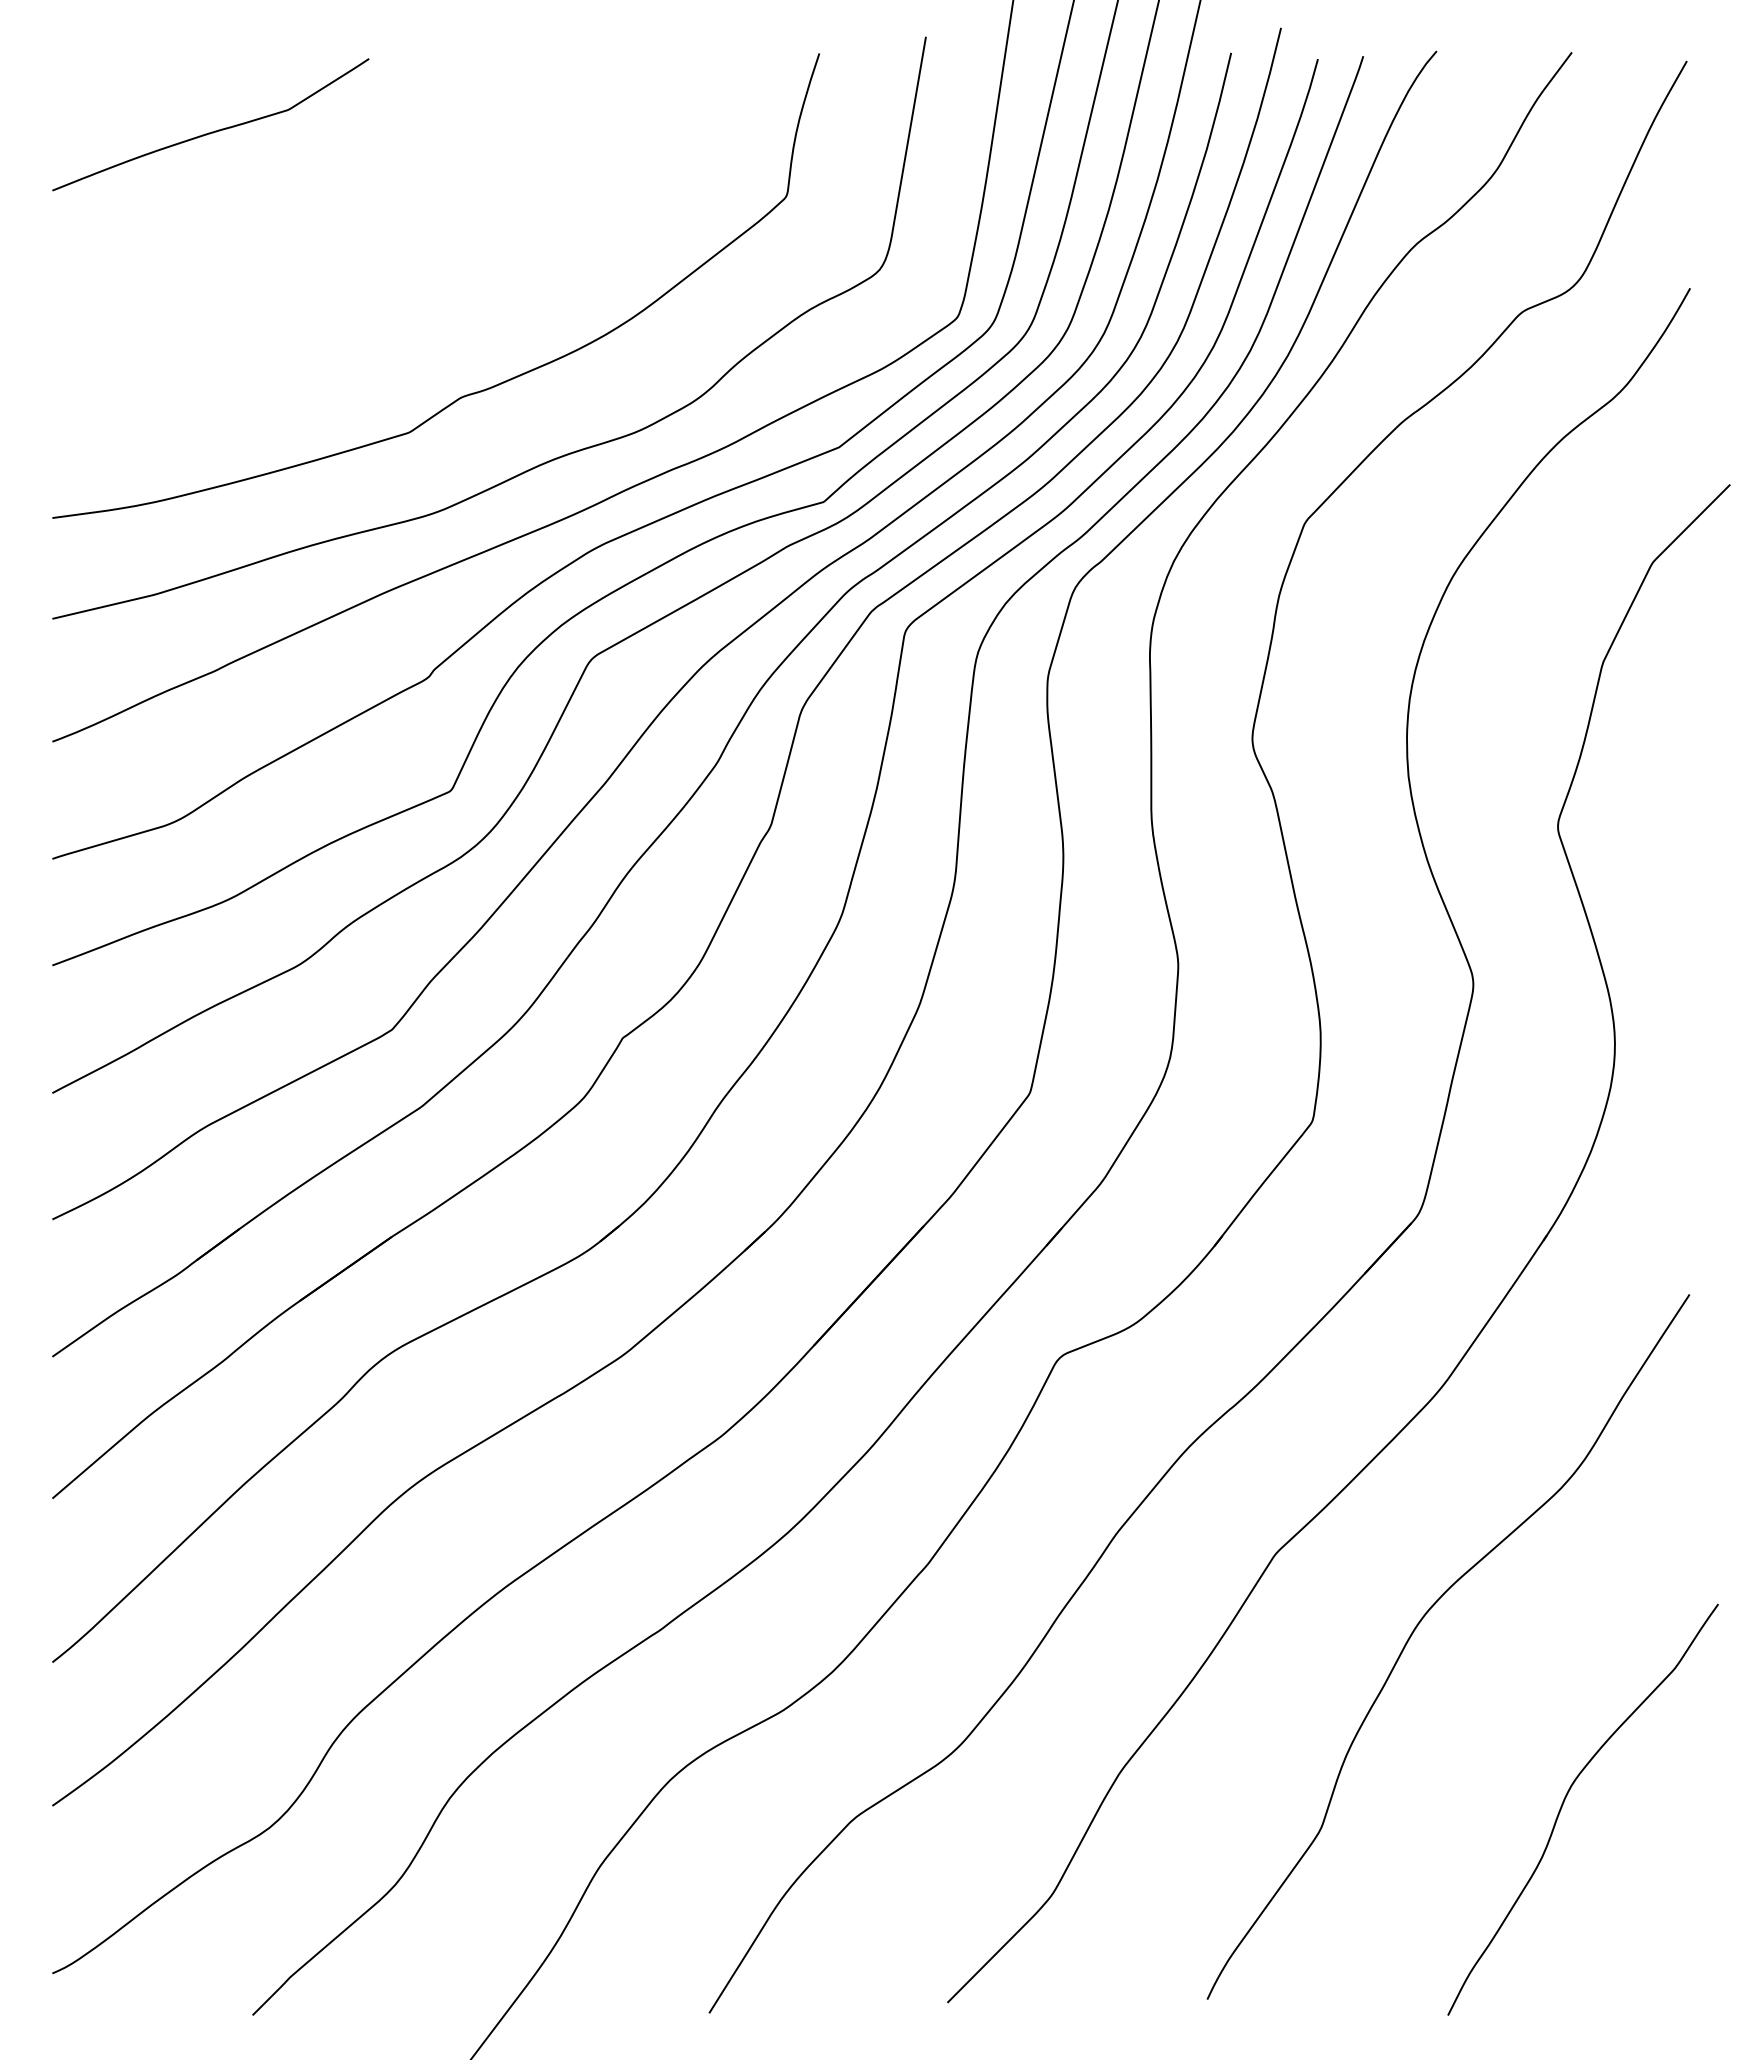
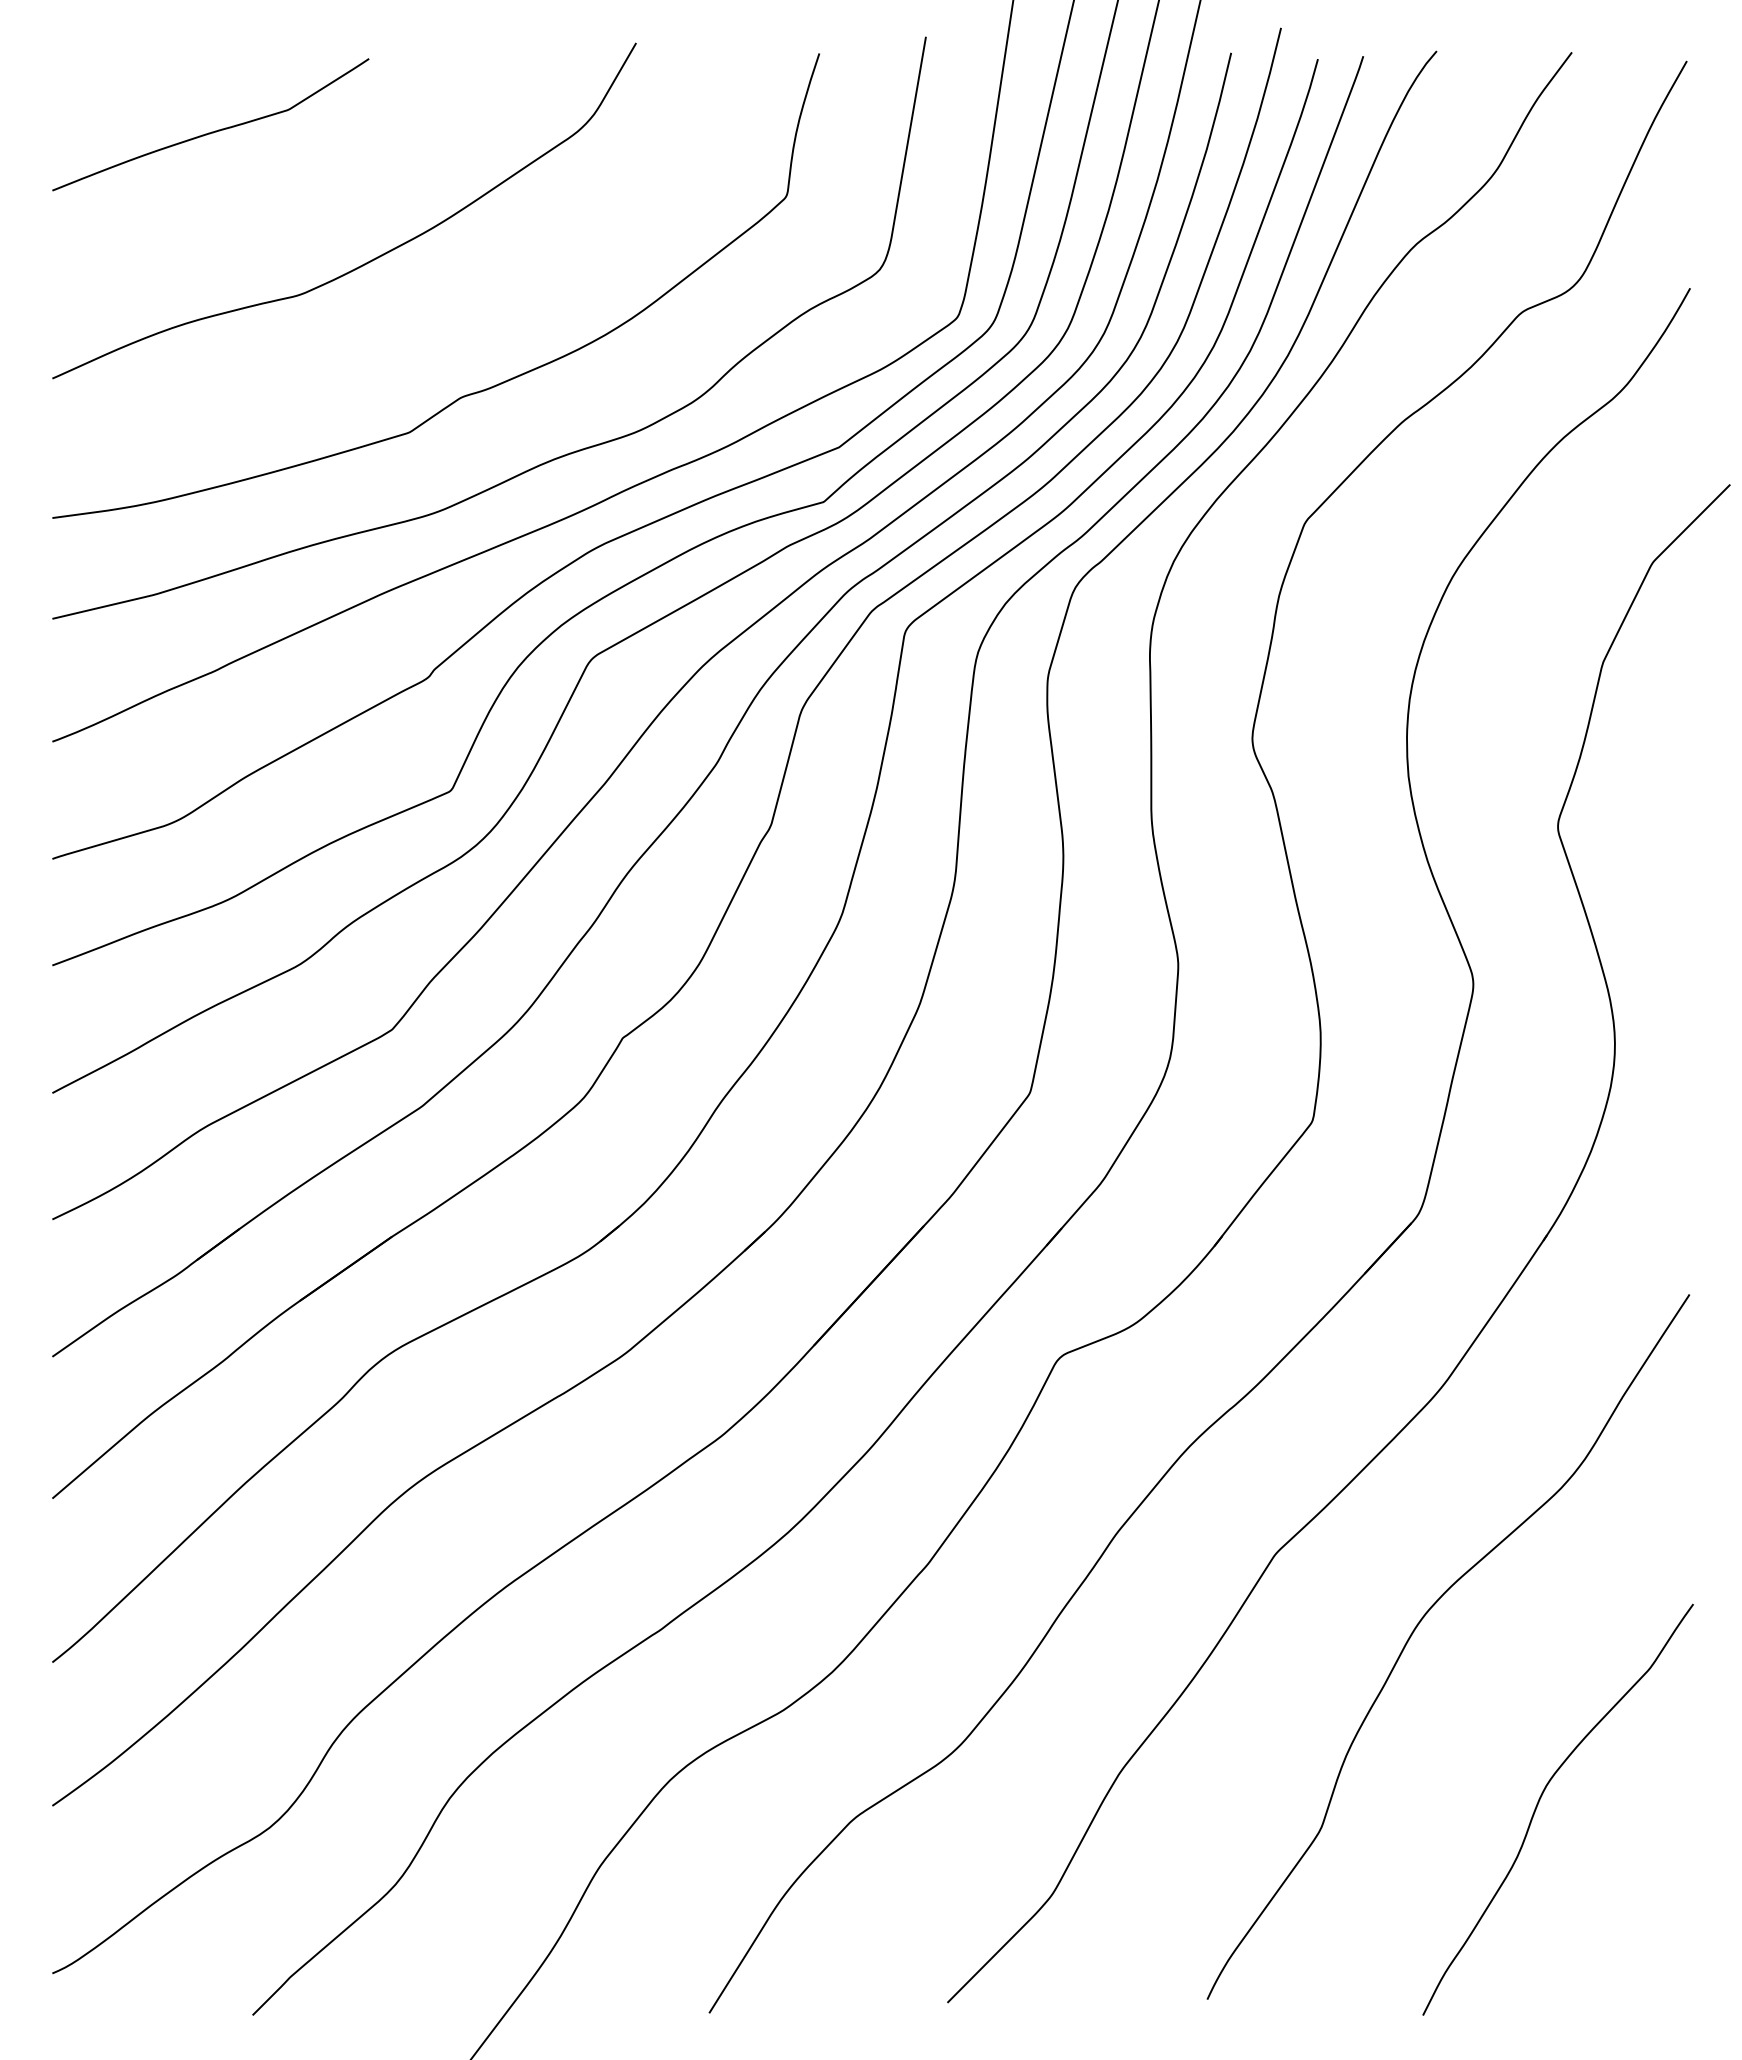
curve: none -> present (369, 260)
curve position: (1565, 1800) -> (1540, 1800) (1540, 1800)
